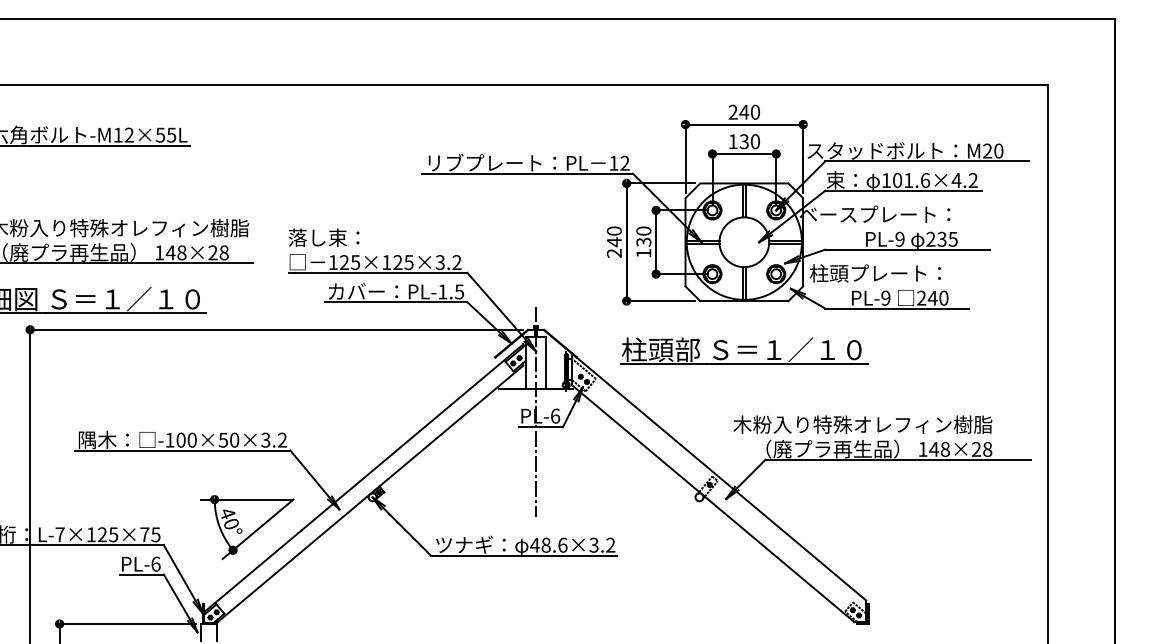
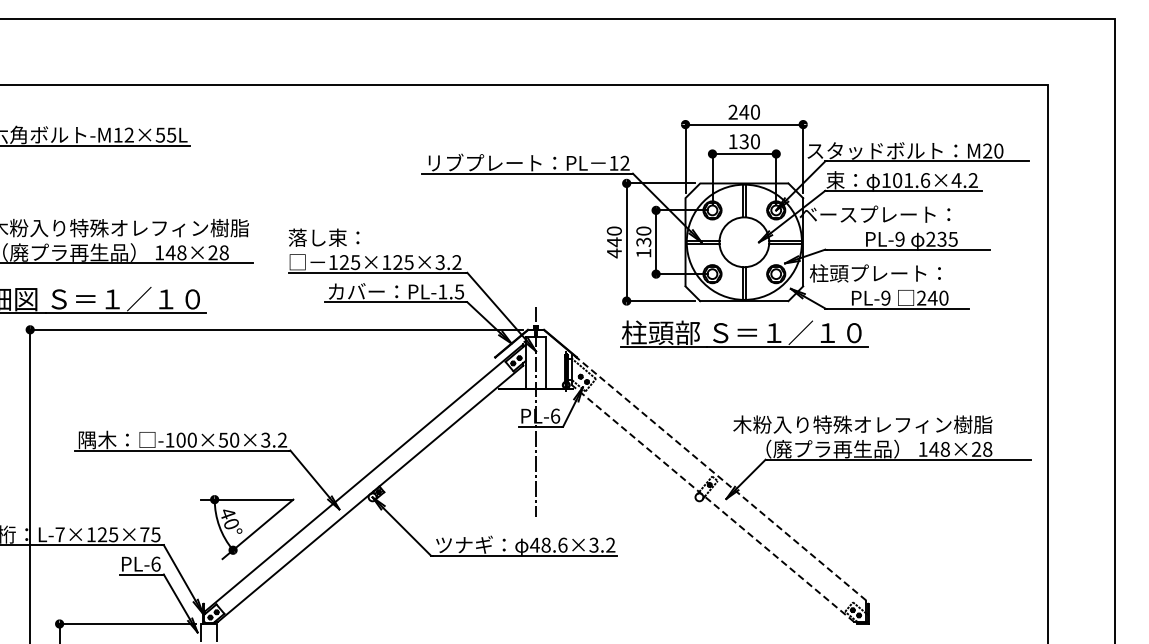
text: 240 -> 440 (613, 253)
part position: (744, 350) -> (744, 333) (744, 333)
line: solid -> dashed (718, 476)
line: solid -> dashed (712, 503)
